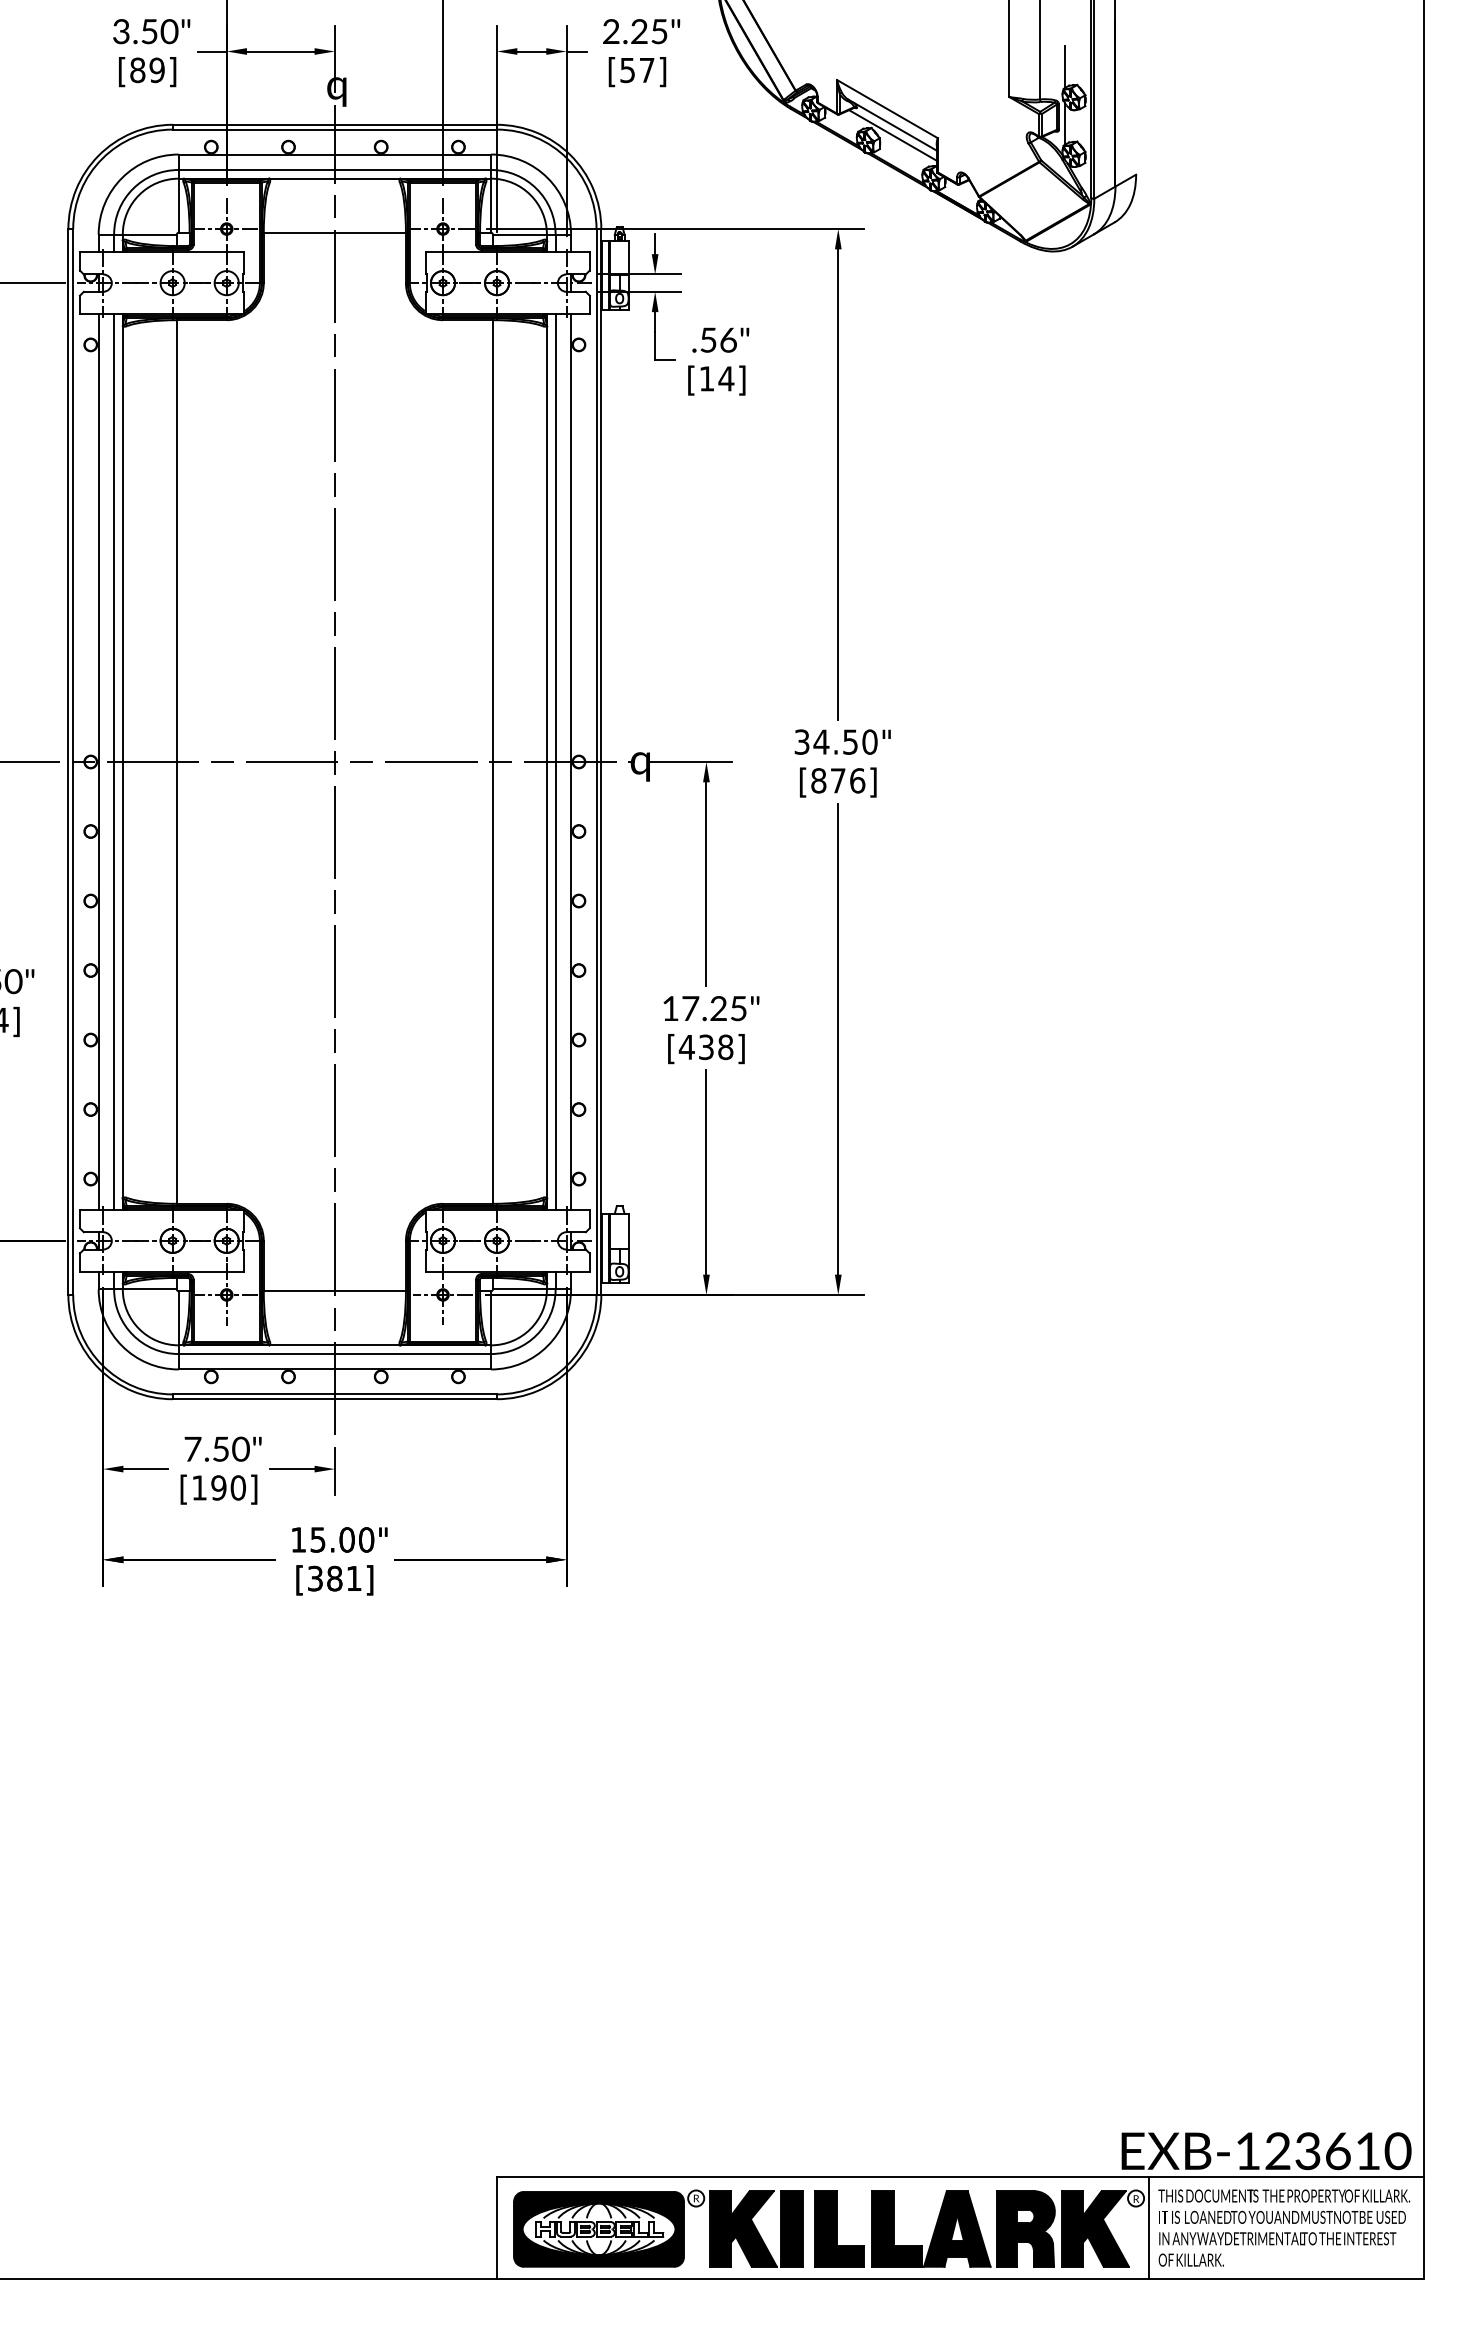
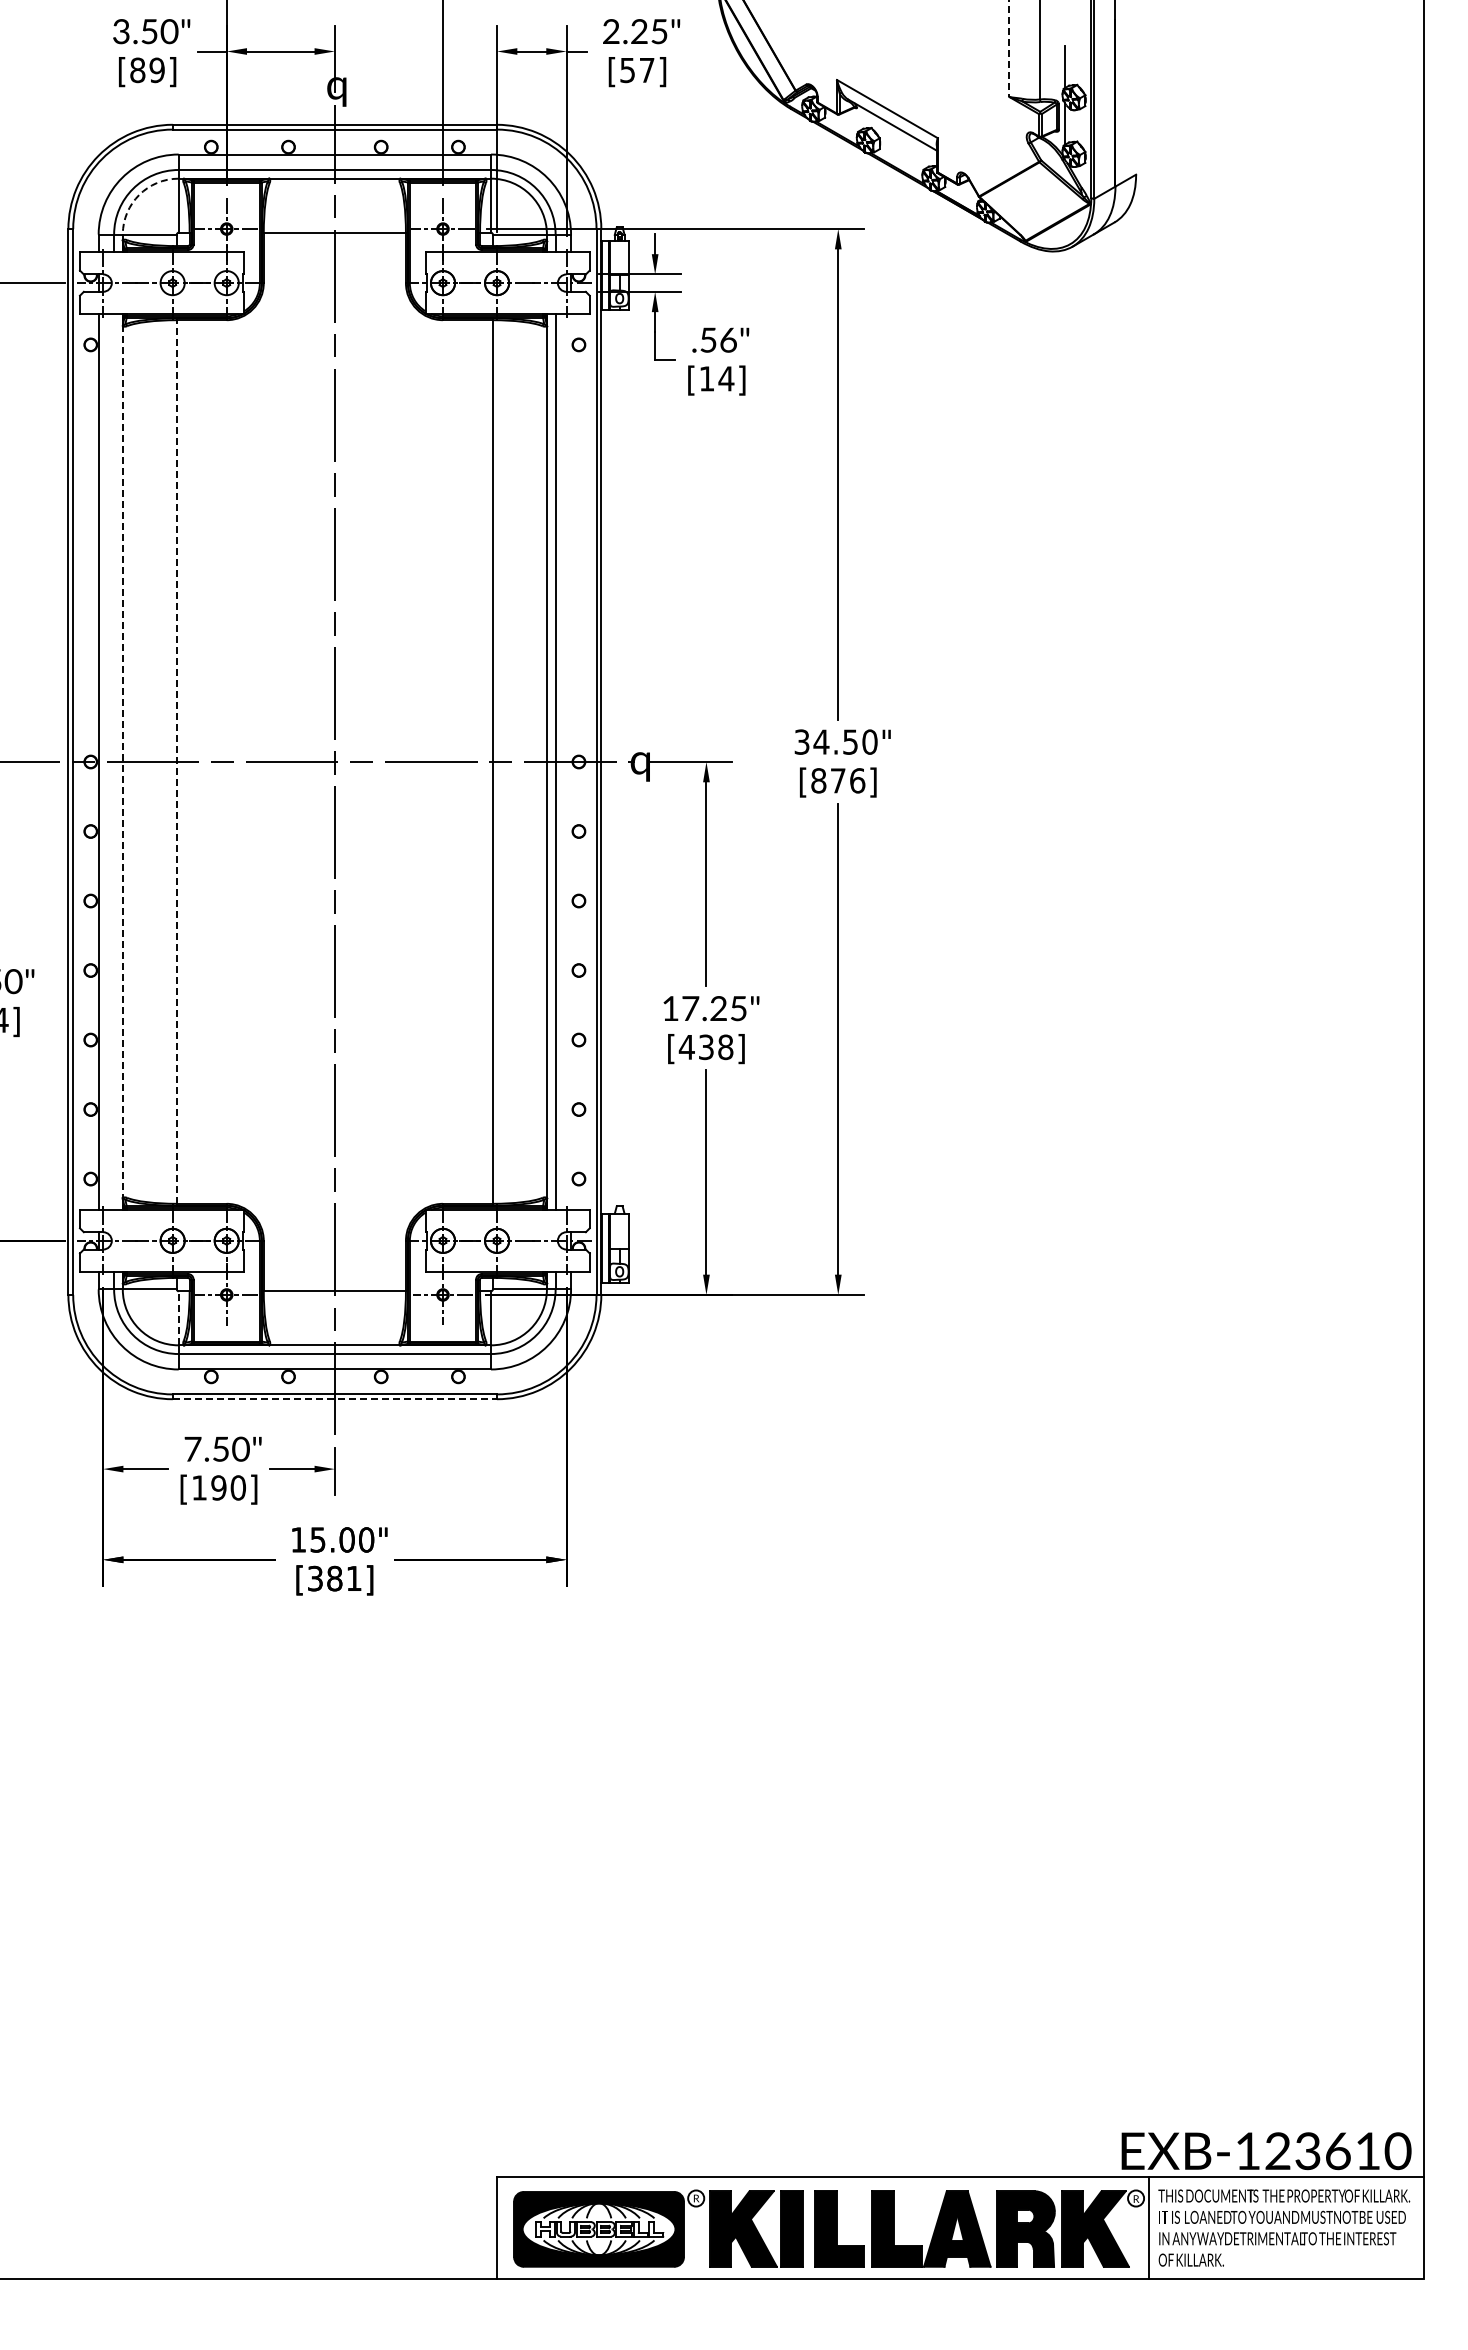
line: solid -> dashed (1009, 48)
line: present -> none (893, 135)
arc: solid -> dashed (139, 195)
line: present -> none (114, 761)
line: present -> none (571, 761)
line: solid -> dashed (122, 762)
line: solid -> dashed (176, 762)
line: solid -> dashed (178, 1317)
line: solid -> dashed (335, 1399)
